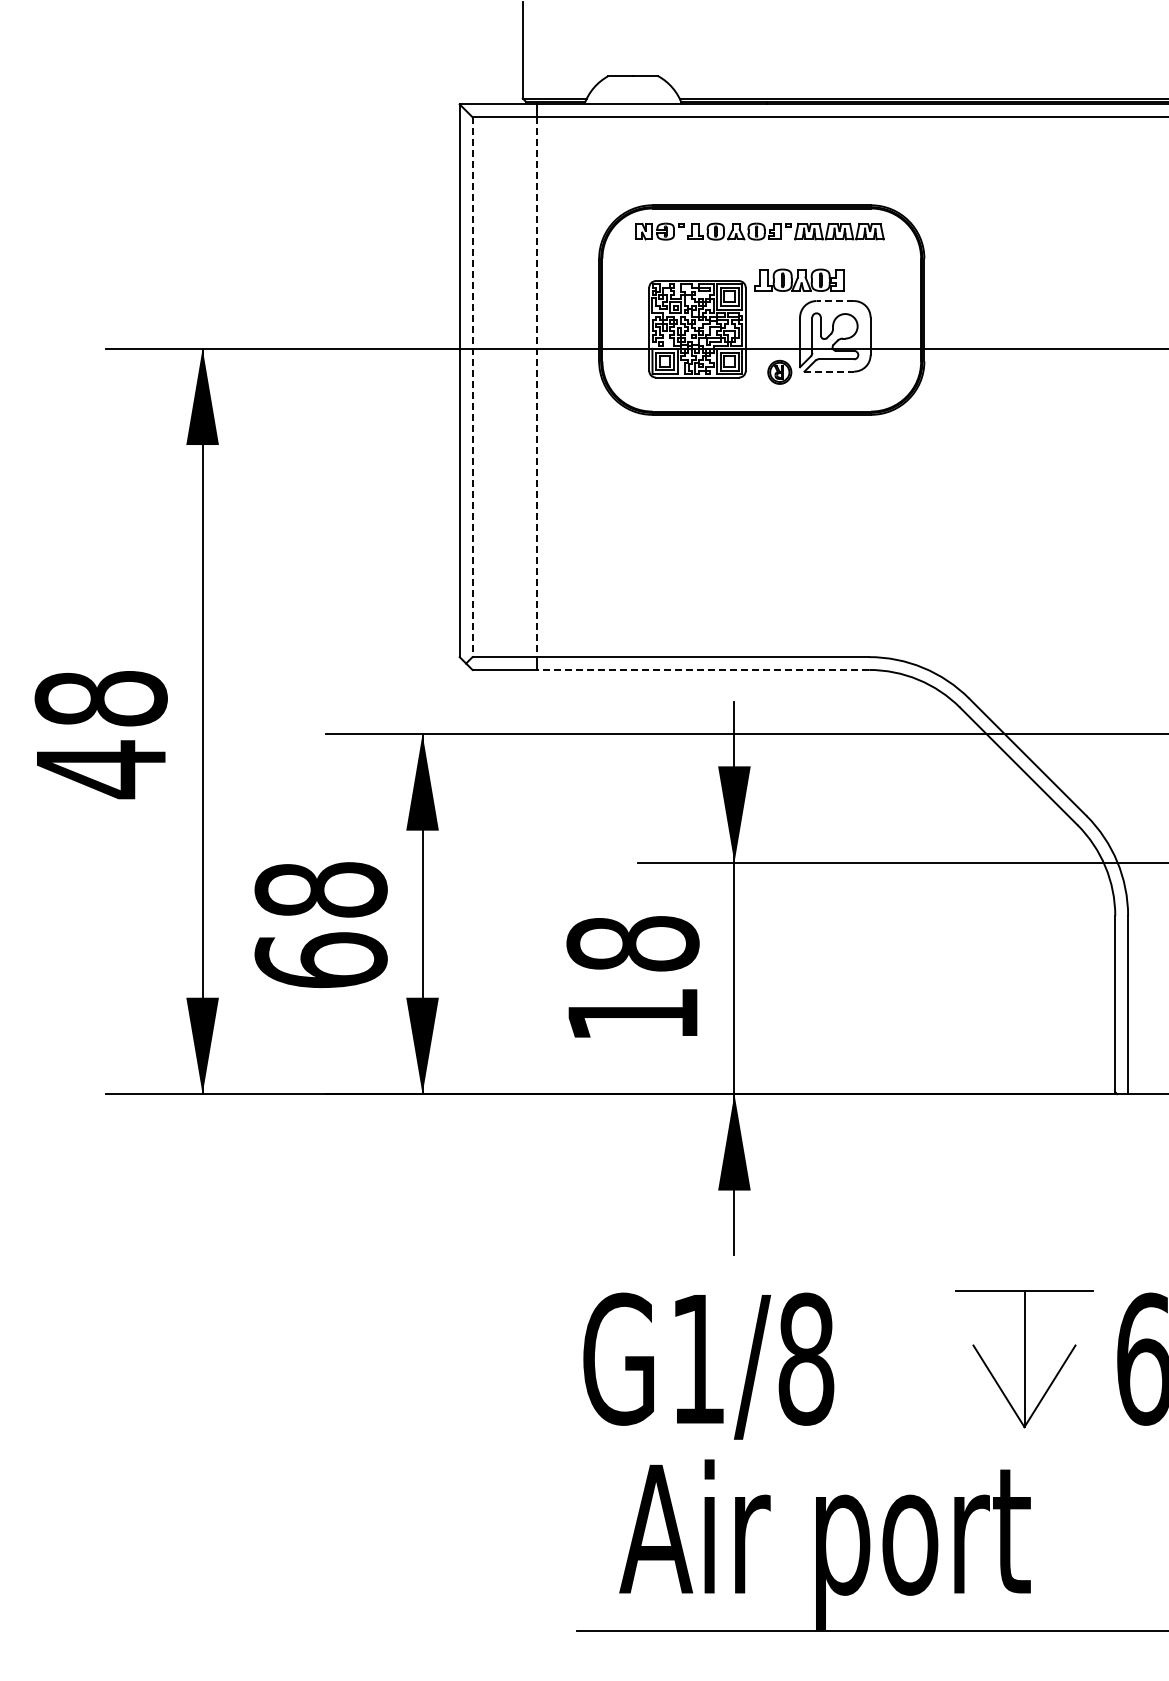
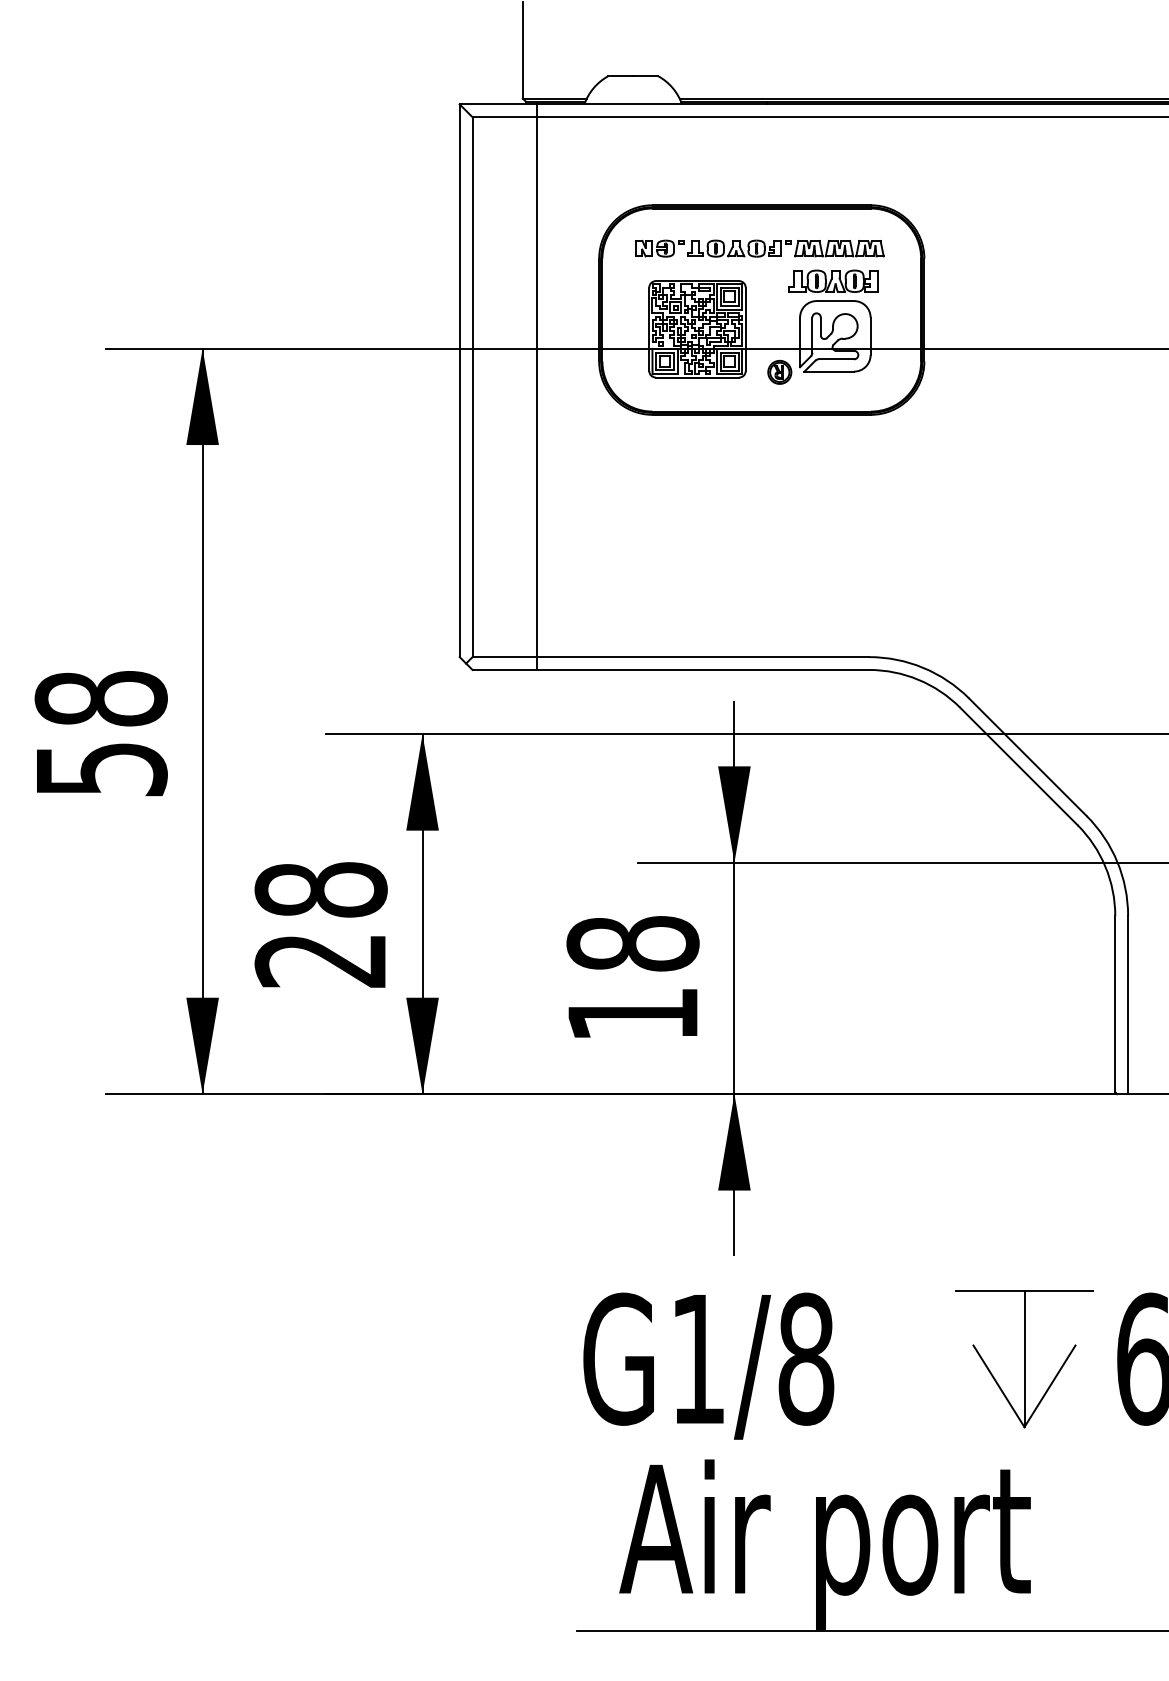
part position: (759, 231) -> (759, 248) (759, 248)
part position: (799, 279) -> (833, 280) (833, 280)
line: dashed -> solid (835, 301)
line: dashed -> solid (829, 371)
line: dashed -> solid (472, 387)
line: dashed -> solid (536, 387)
line: dashed -> solid (702, 669)
text: 48 -> 58 (102, 769)
text: 68 -> 28 (320, 960)
